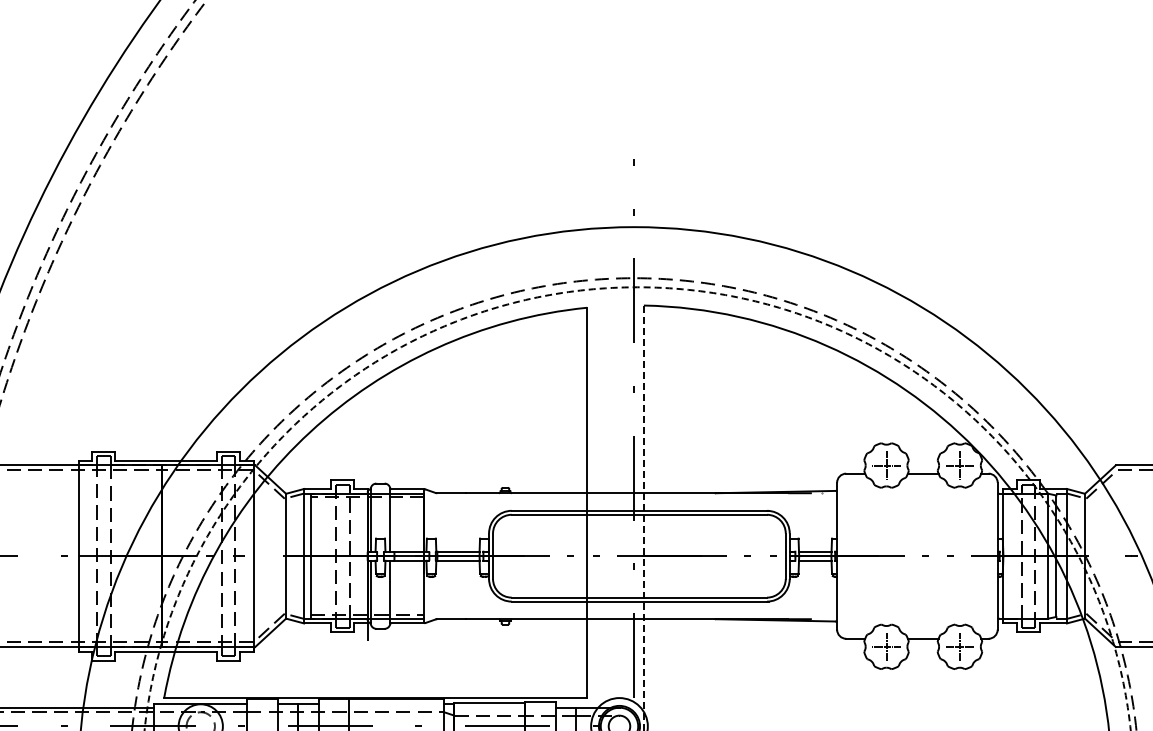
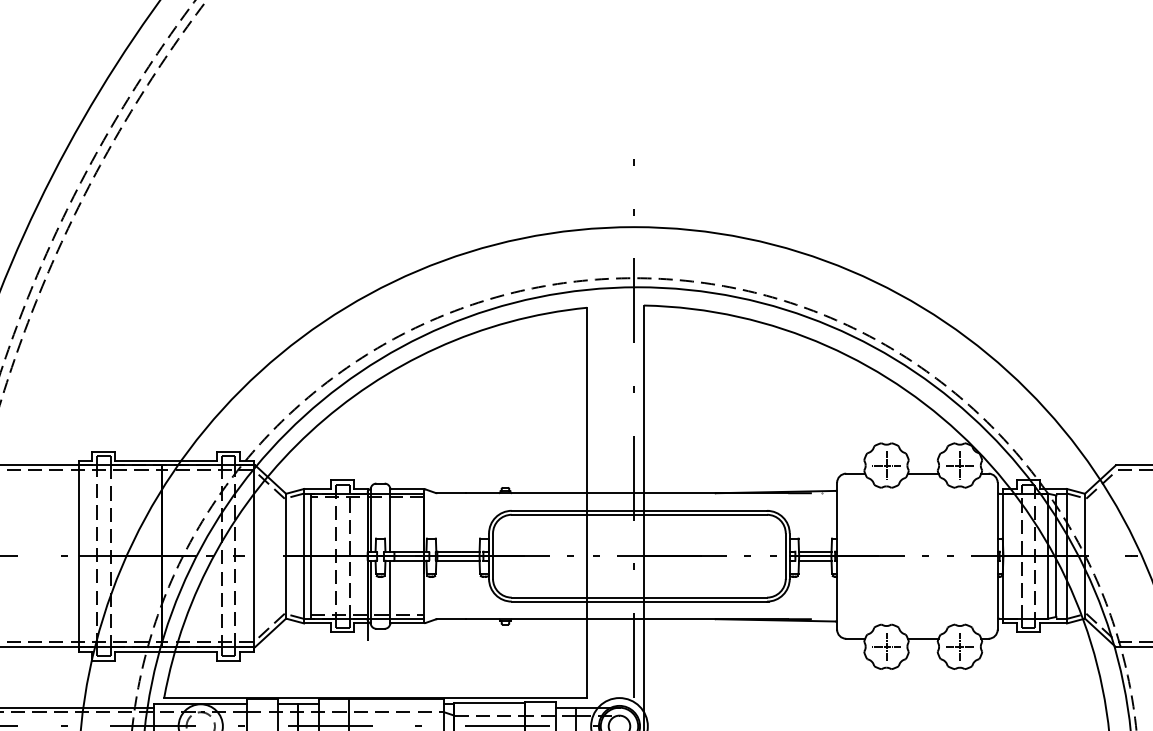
circle: dashed -> solid (637, 508)
line: dashed -> solid (643, 518)
